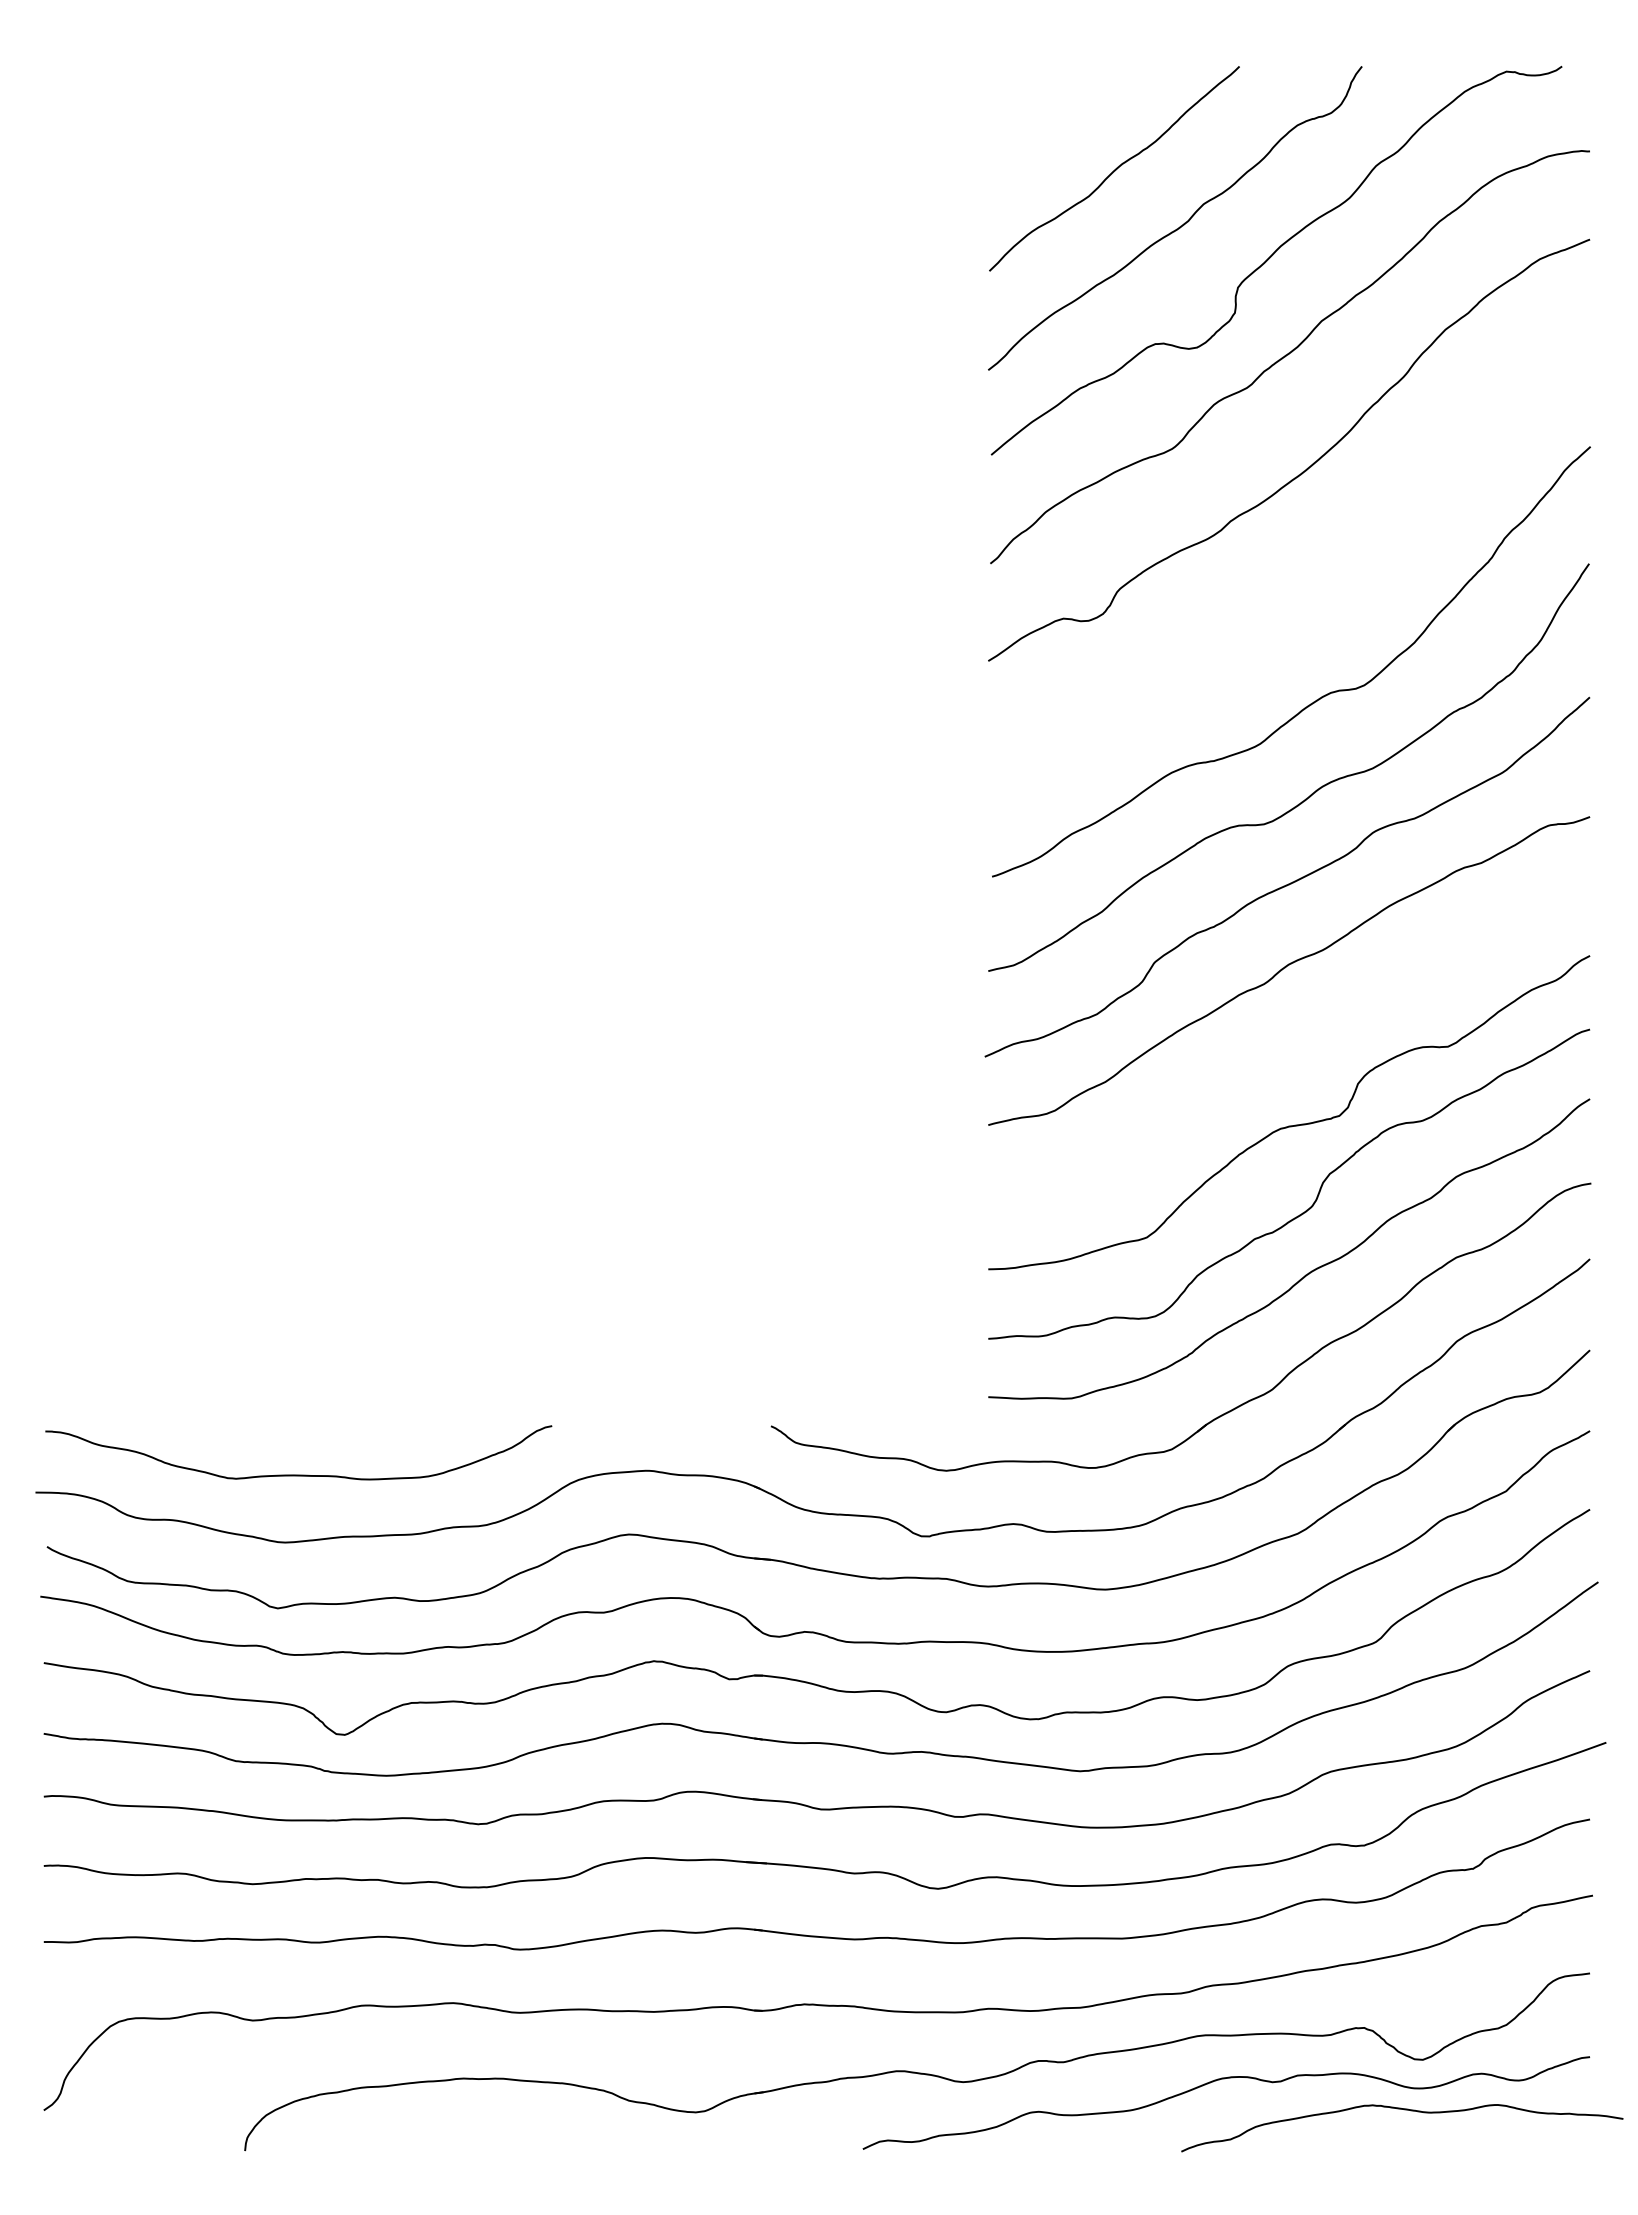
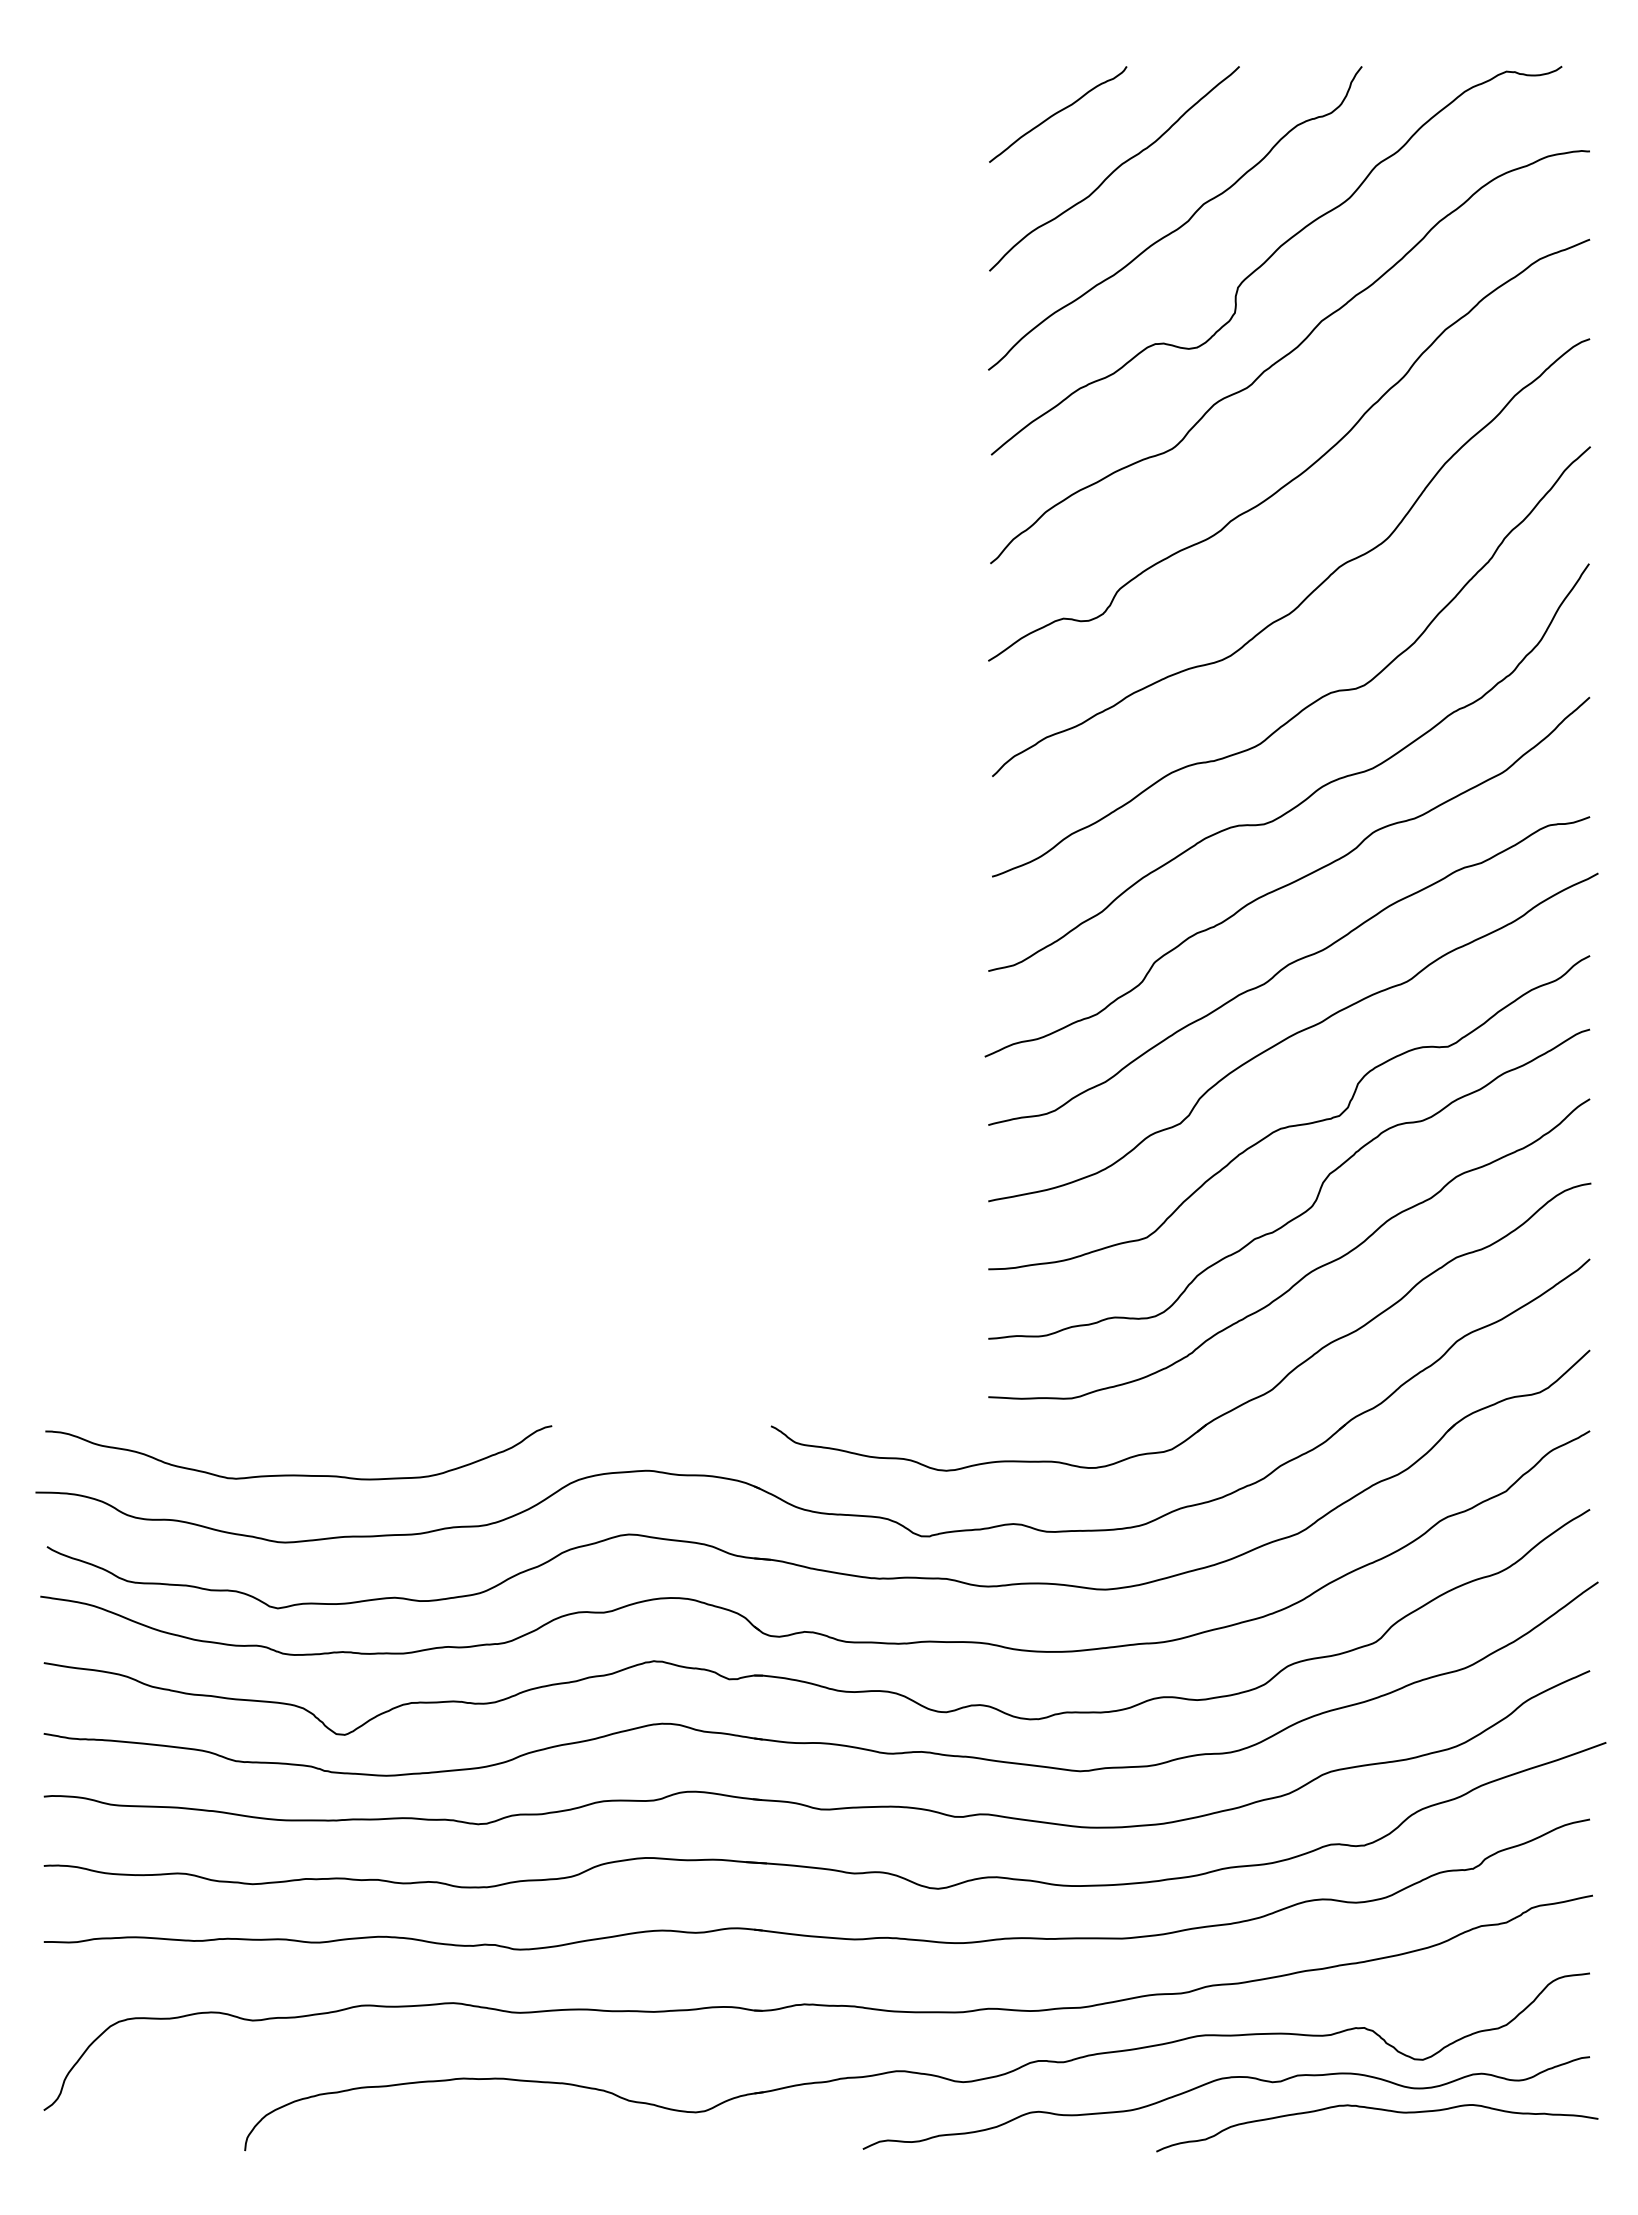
curve: none -> present (1058, 113)
curve: none -> present (1313, 589)
curve: none -> present (1292, 1036)
curve position: (1404, 2110) -> (1379, 2110) (1379, 2110)
